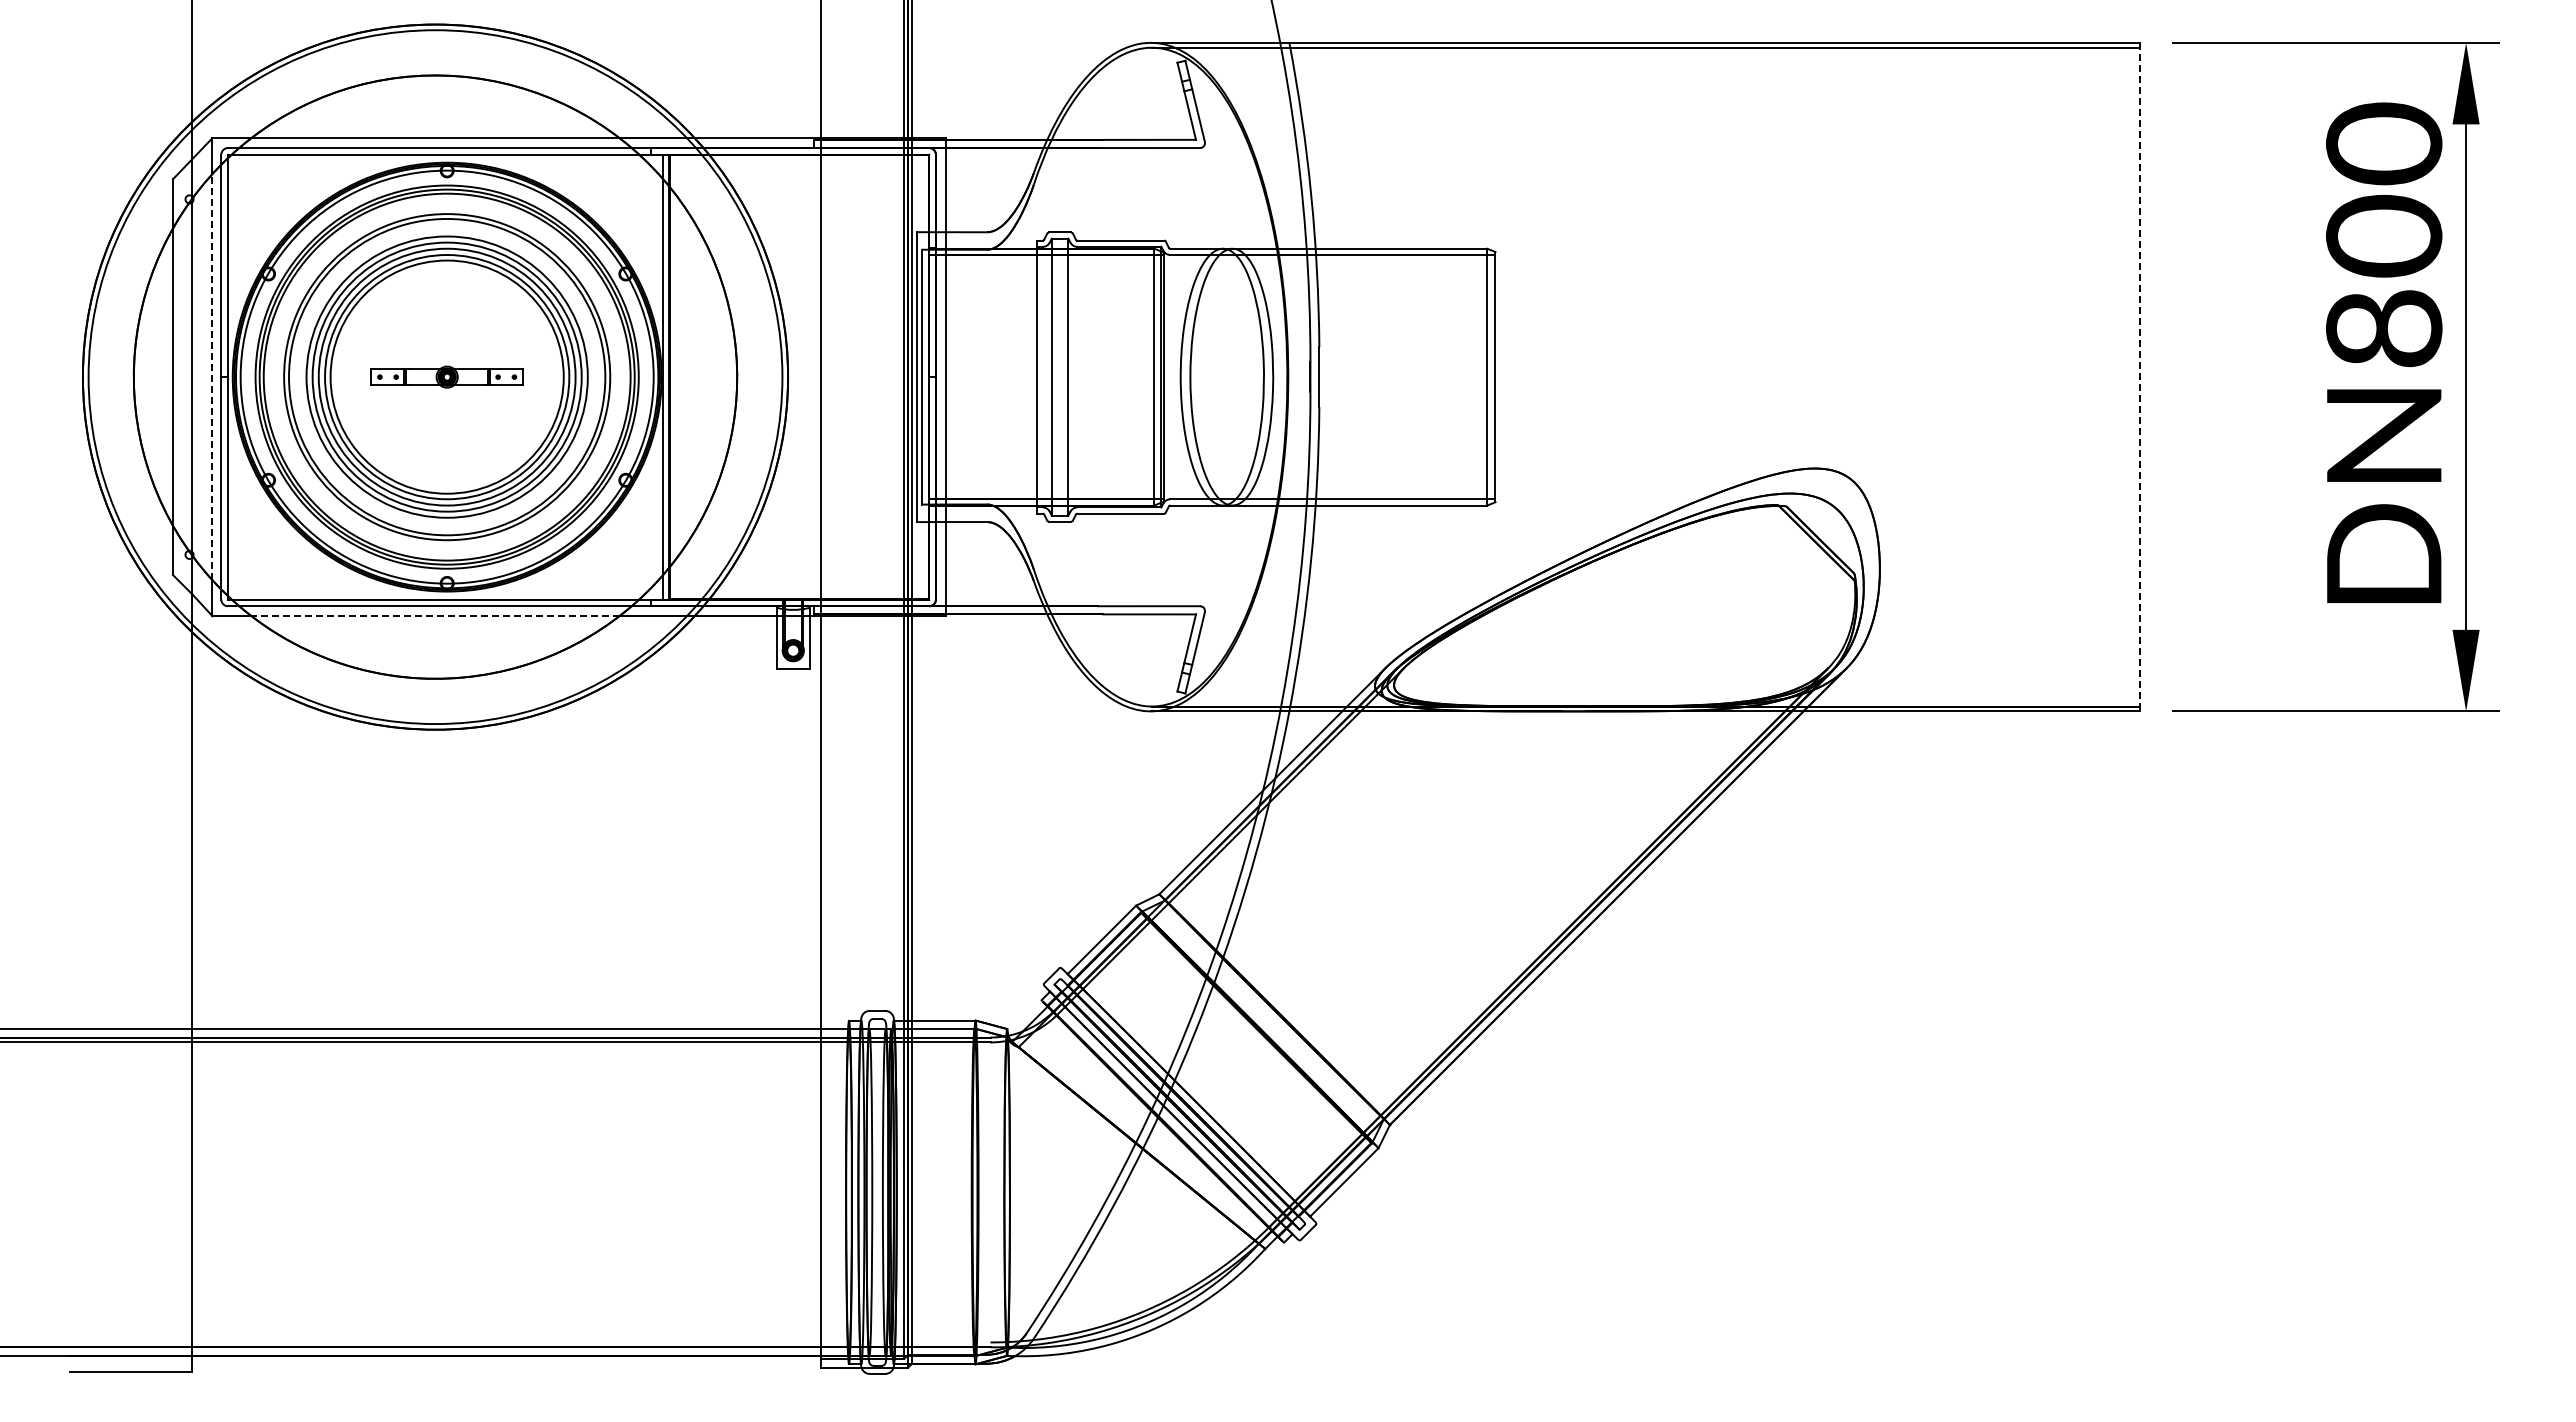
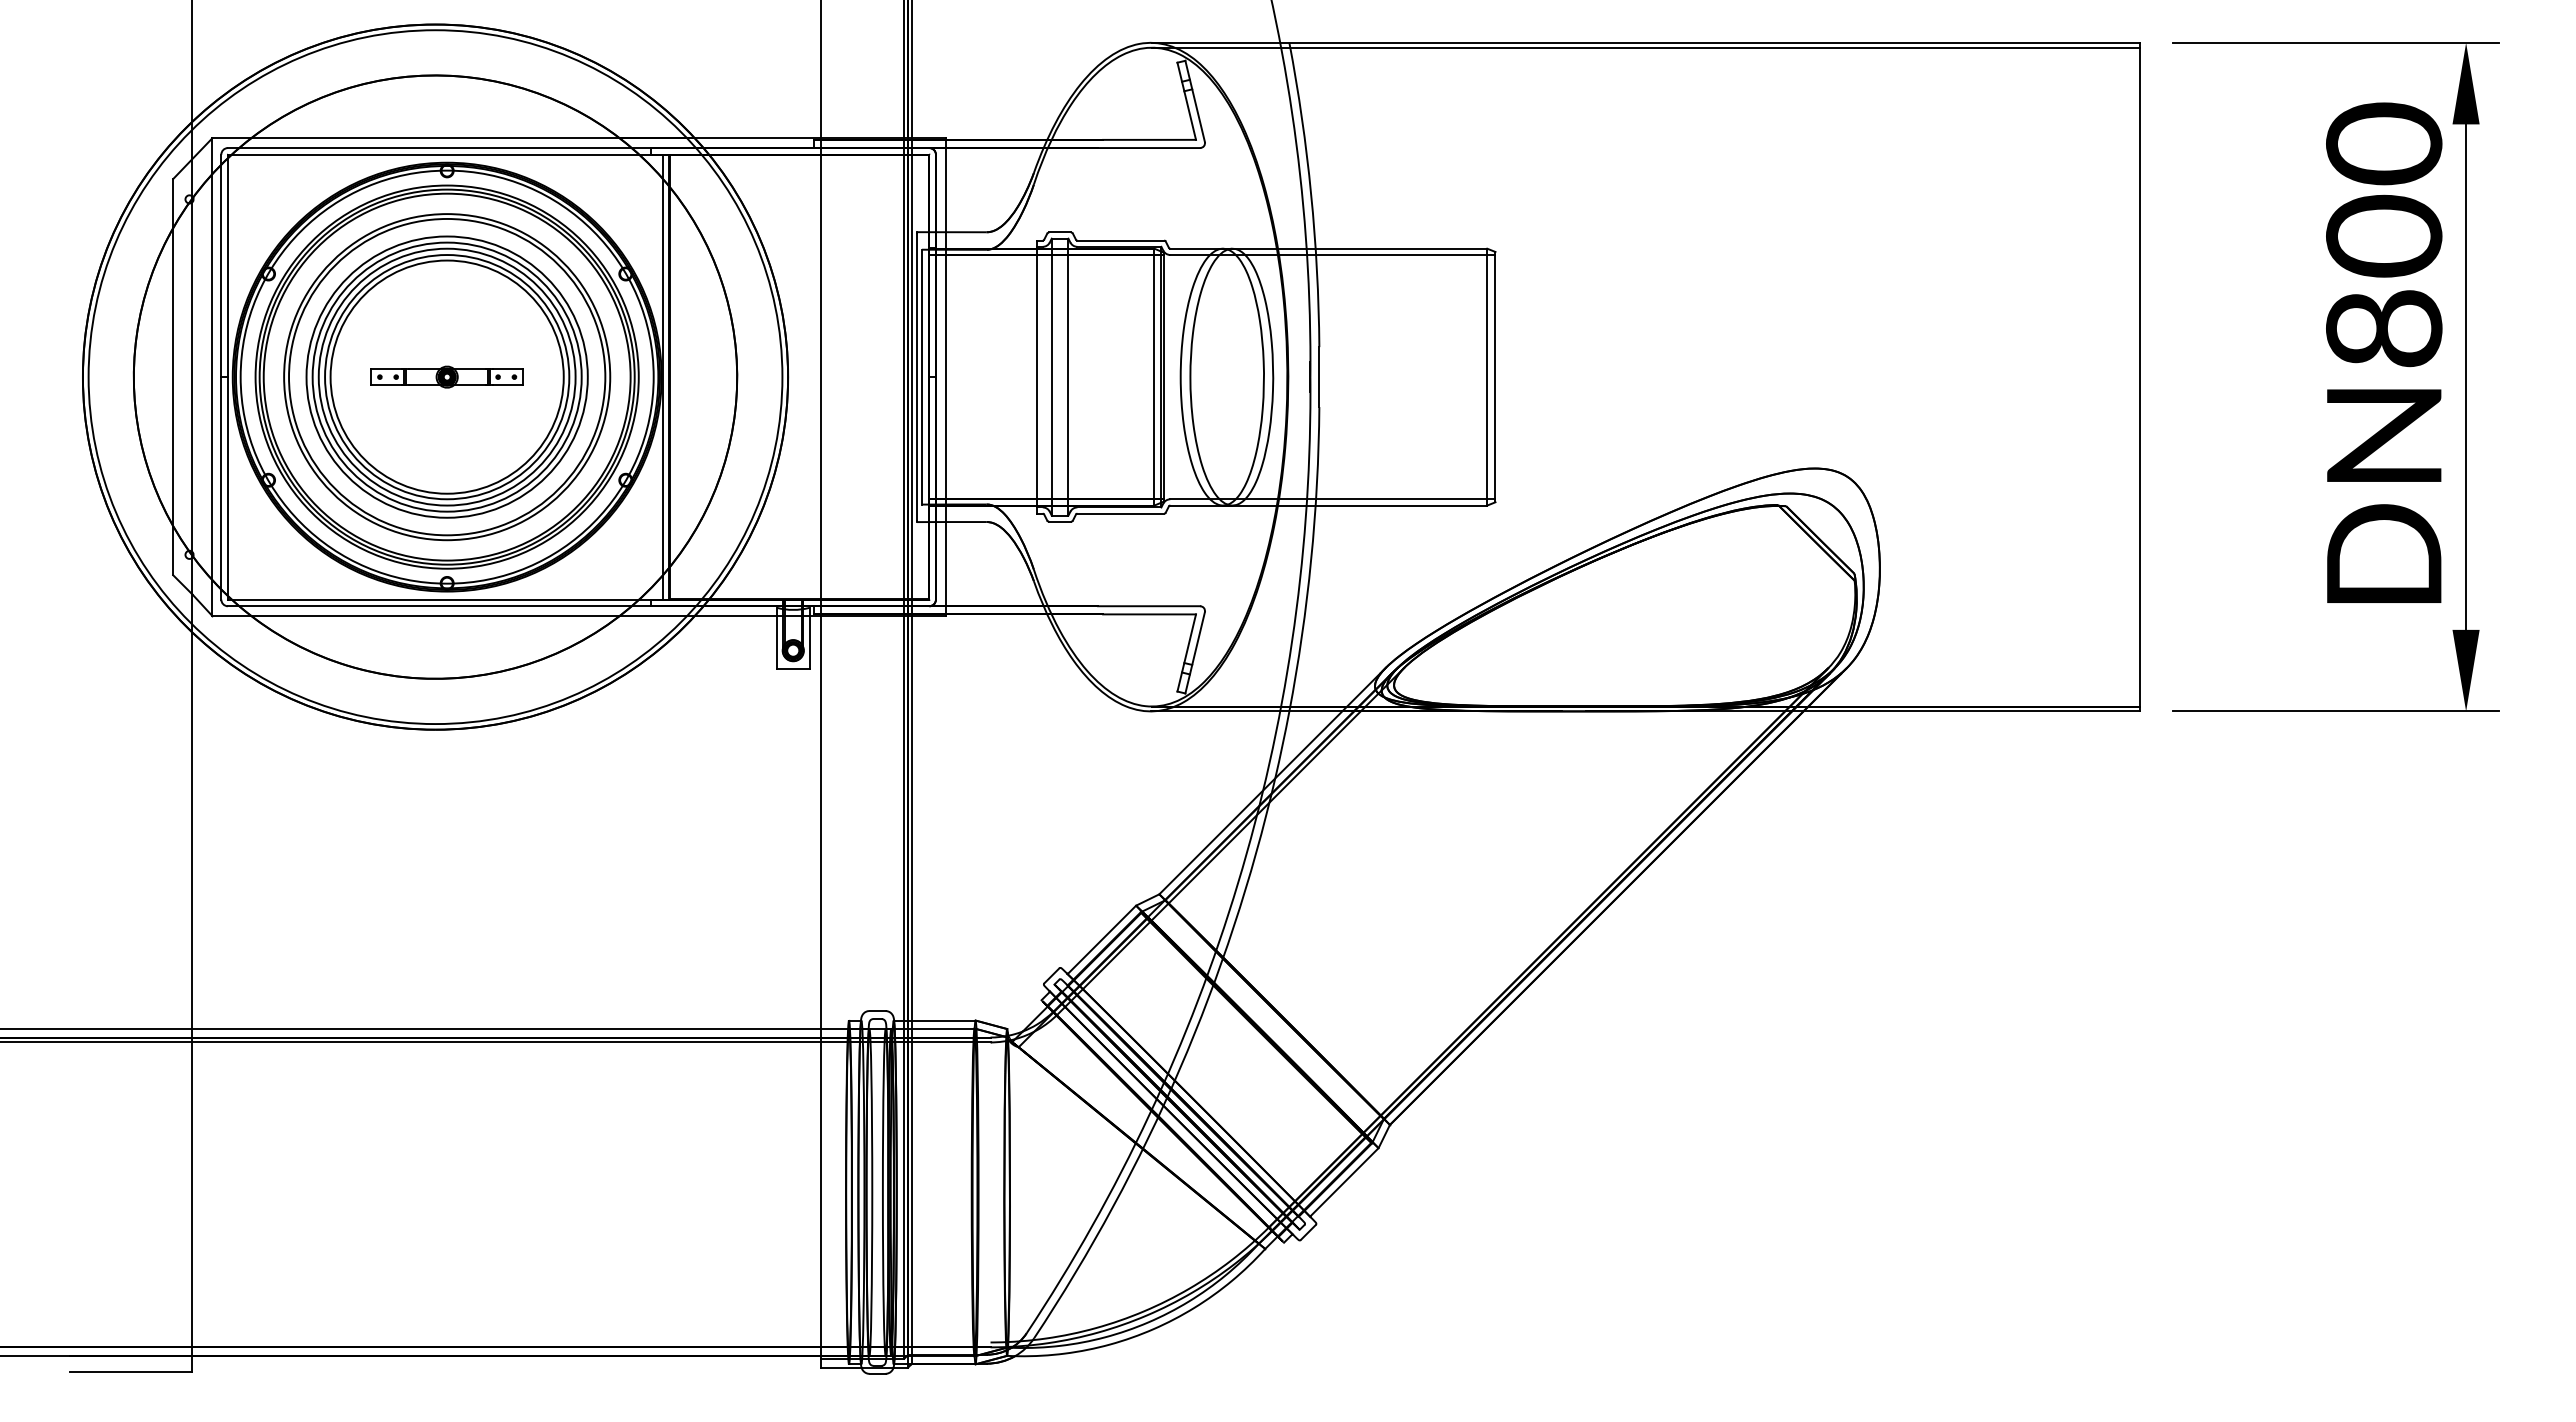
line: dashed -> solid (212, 376)
line: dashed -> solid (2140, 377)
line: dashed -> solid (434, 616)
